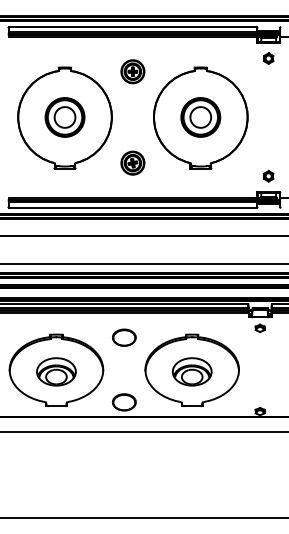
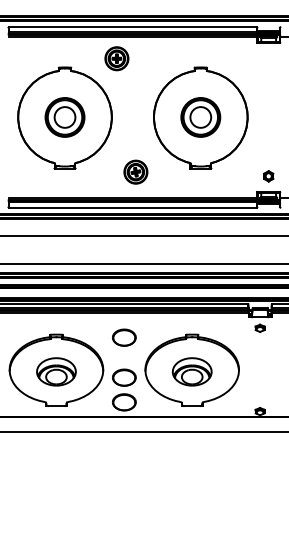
part: present -> none (268, 58)
part position: (132, 71) -> (116, 58) (116, 58)
part position: (132, 162) -> (135, 171) (135, 171)
part: none -> present (124, 377)
line: present -> none (143, 517)
